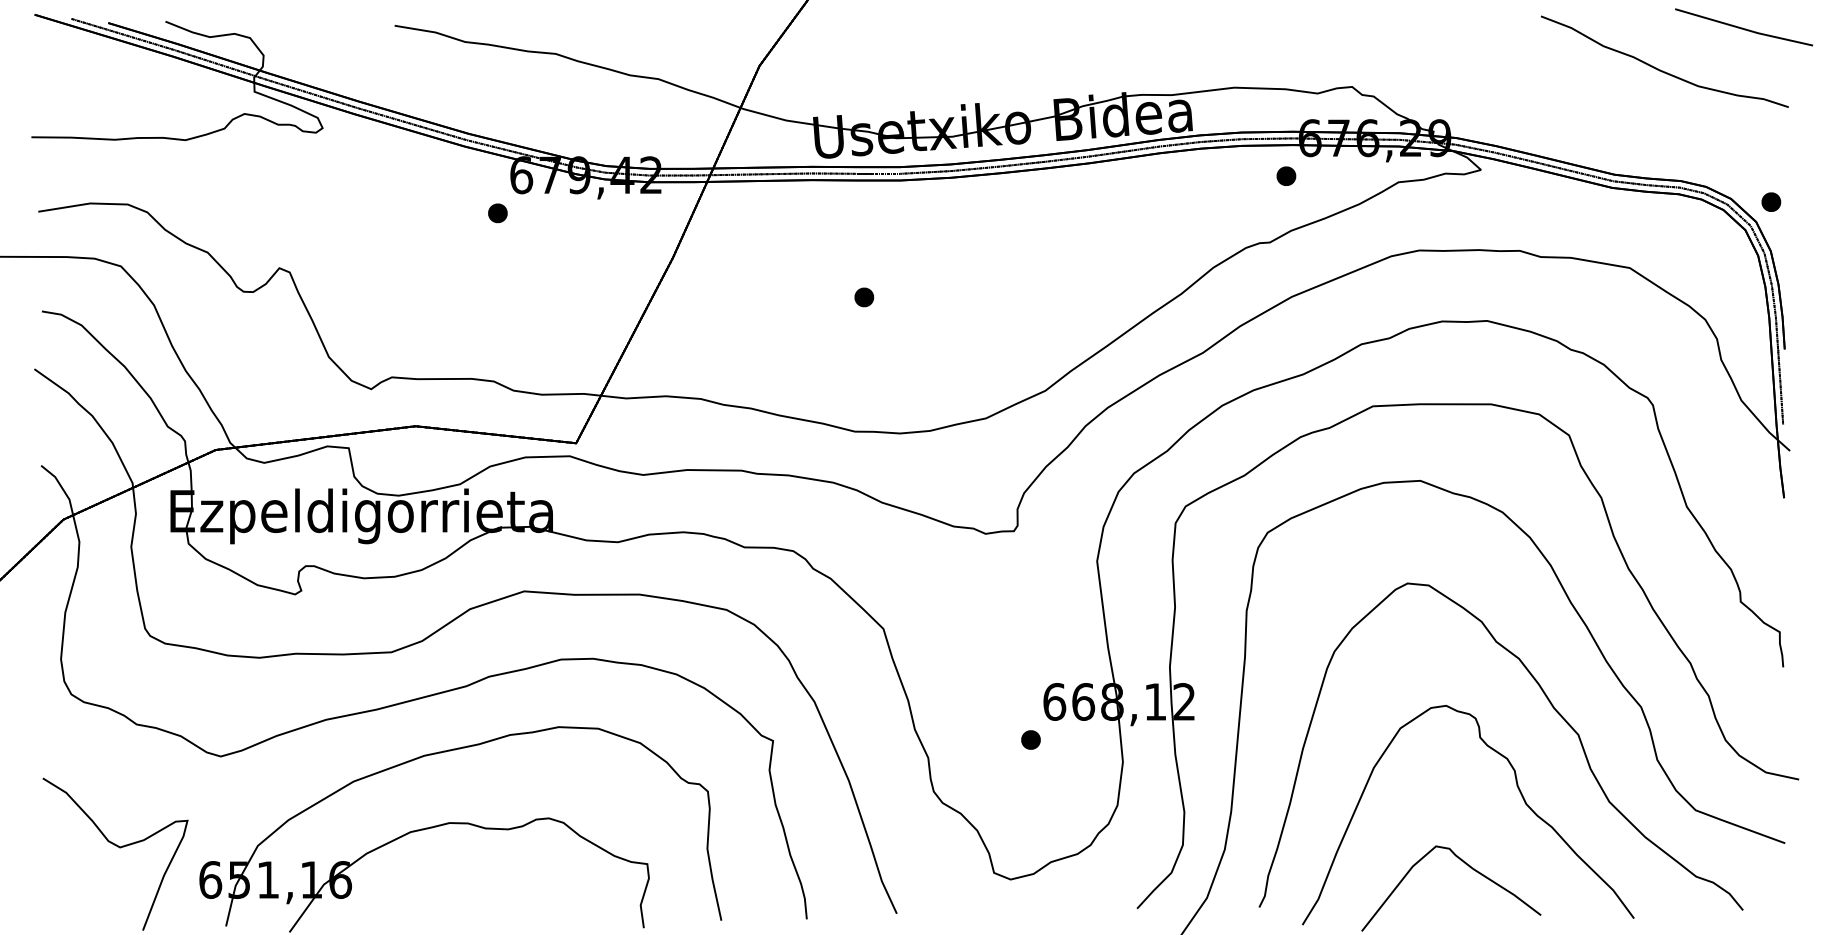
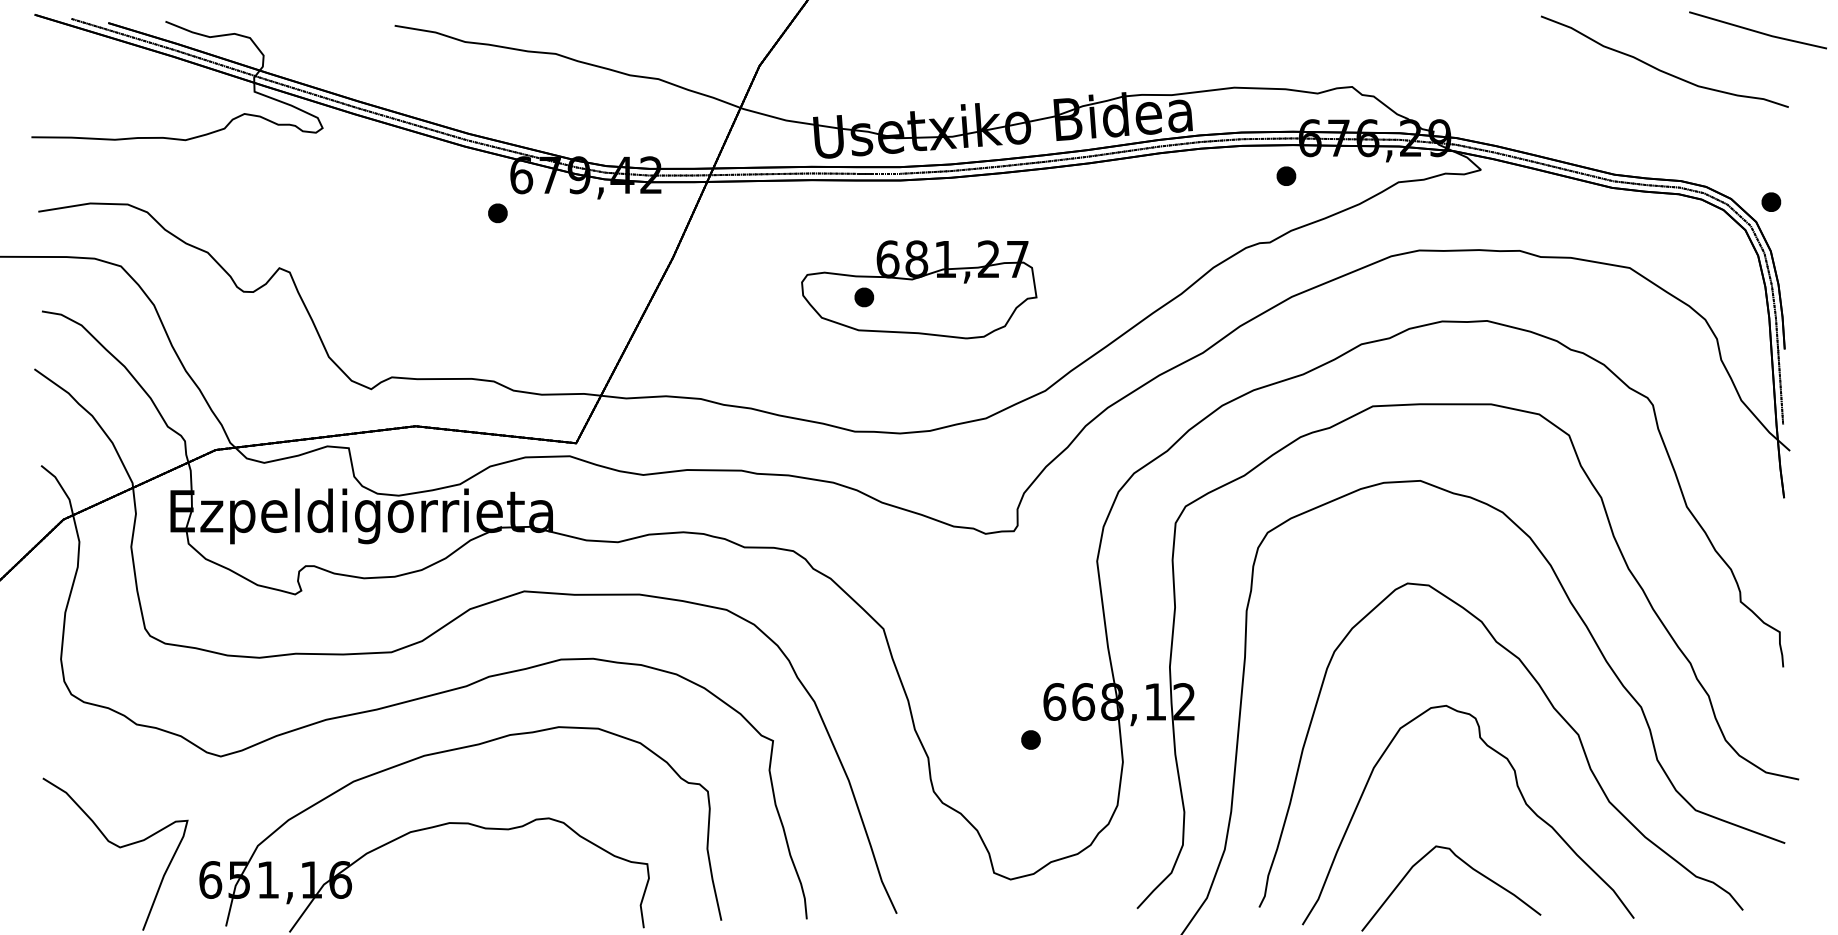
line position: (1742, 27) -> (1756, 30) (1756, 30)
part: none -> present (919, 289)
